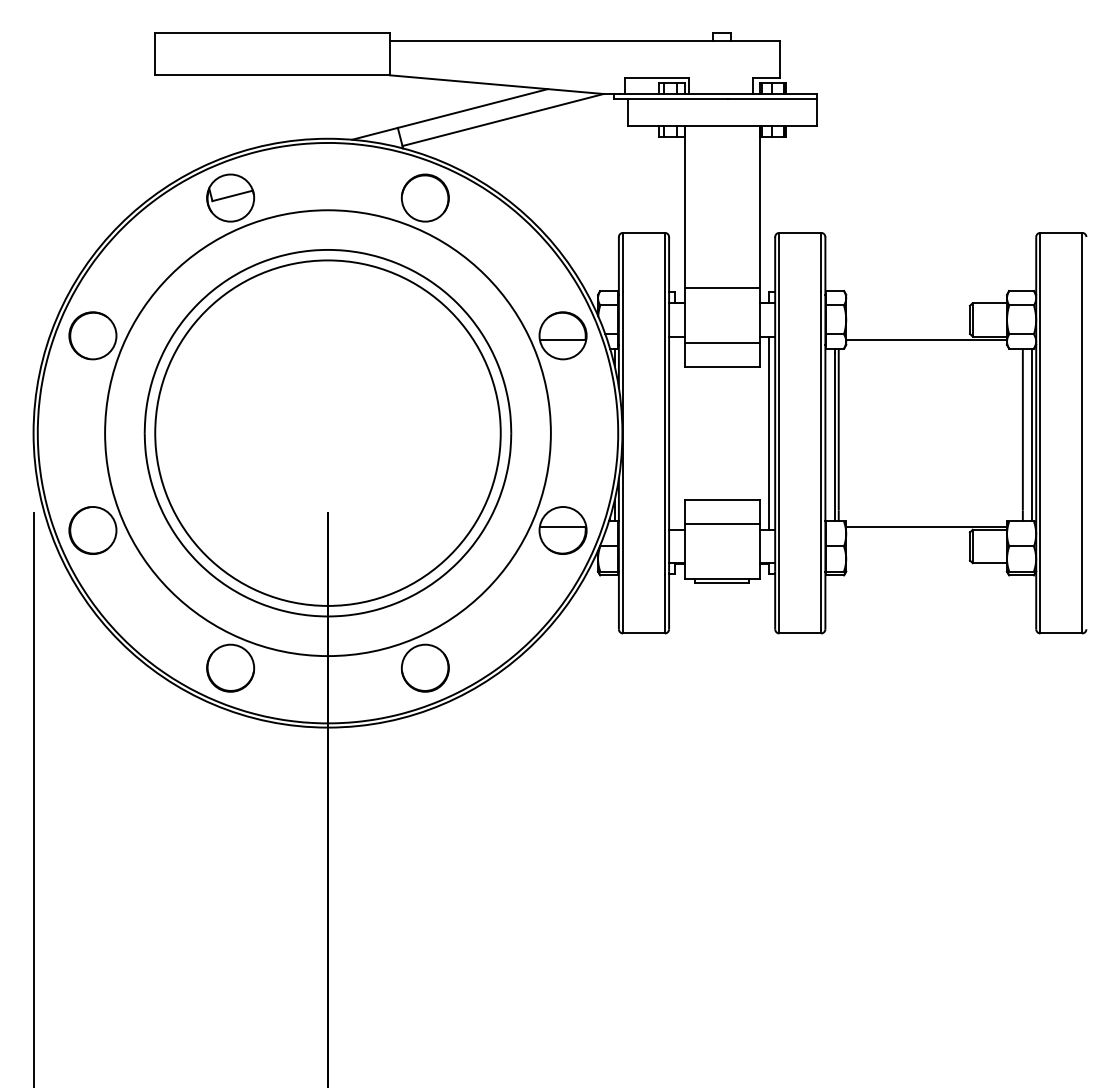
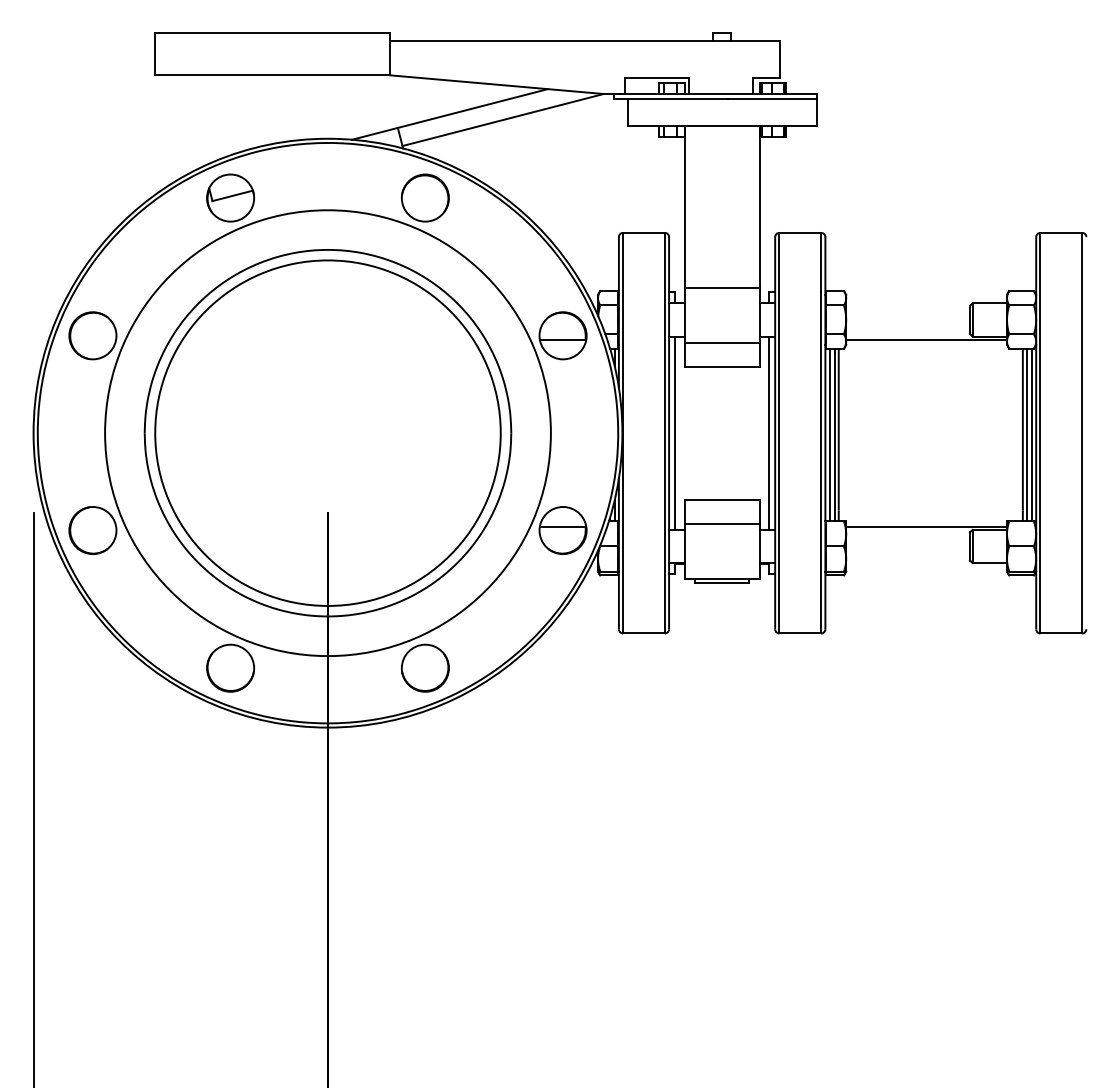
line: none -> present (675, 432)
line: none -> present (829, 434)
line: none -> present (1027, 434)
